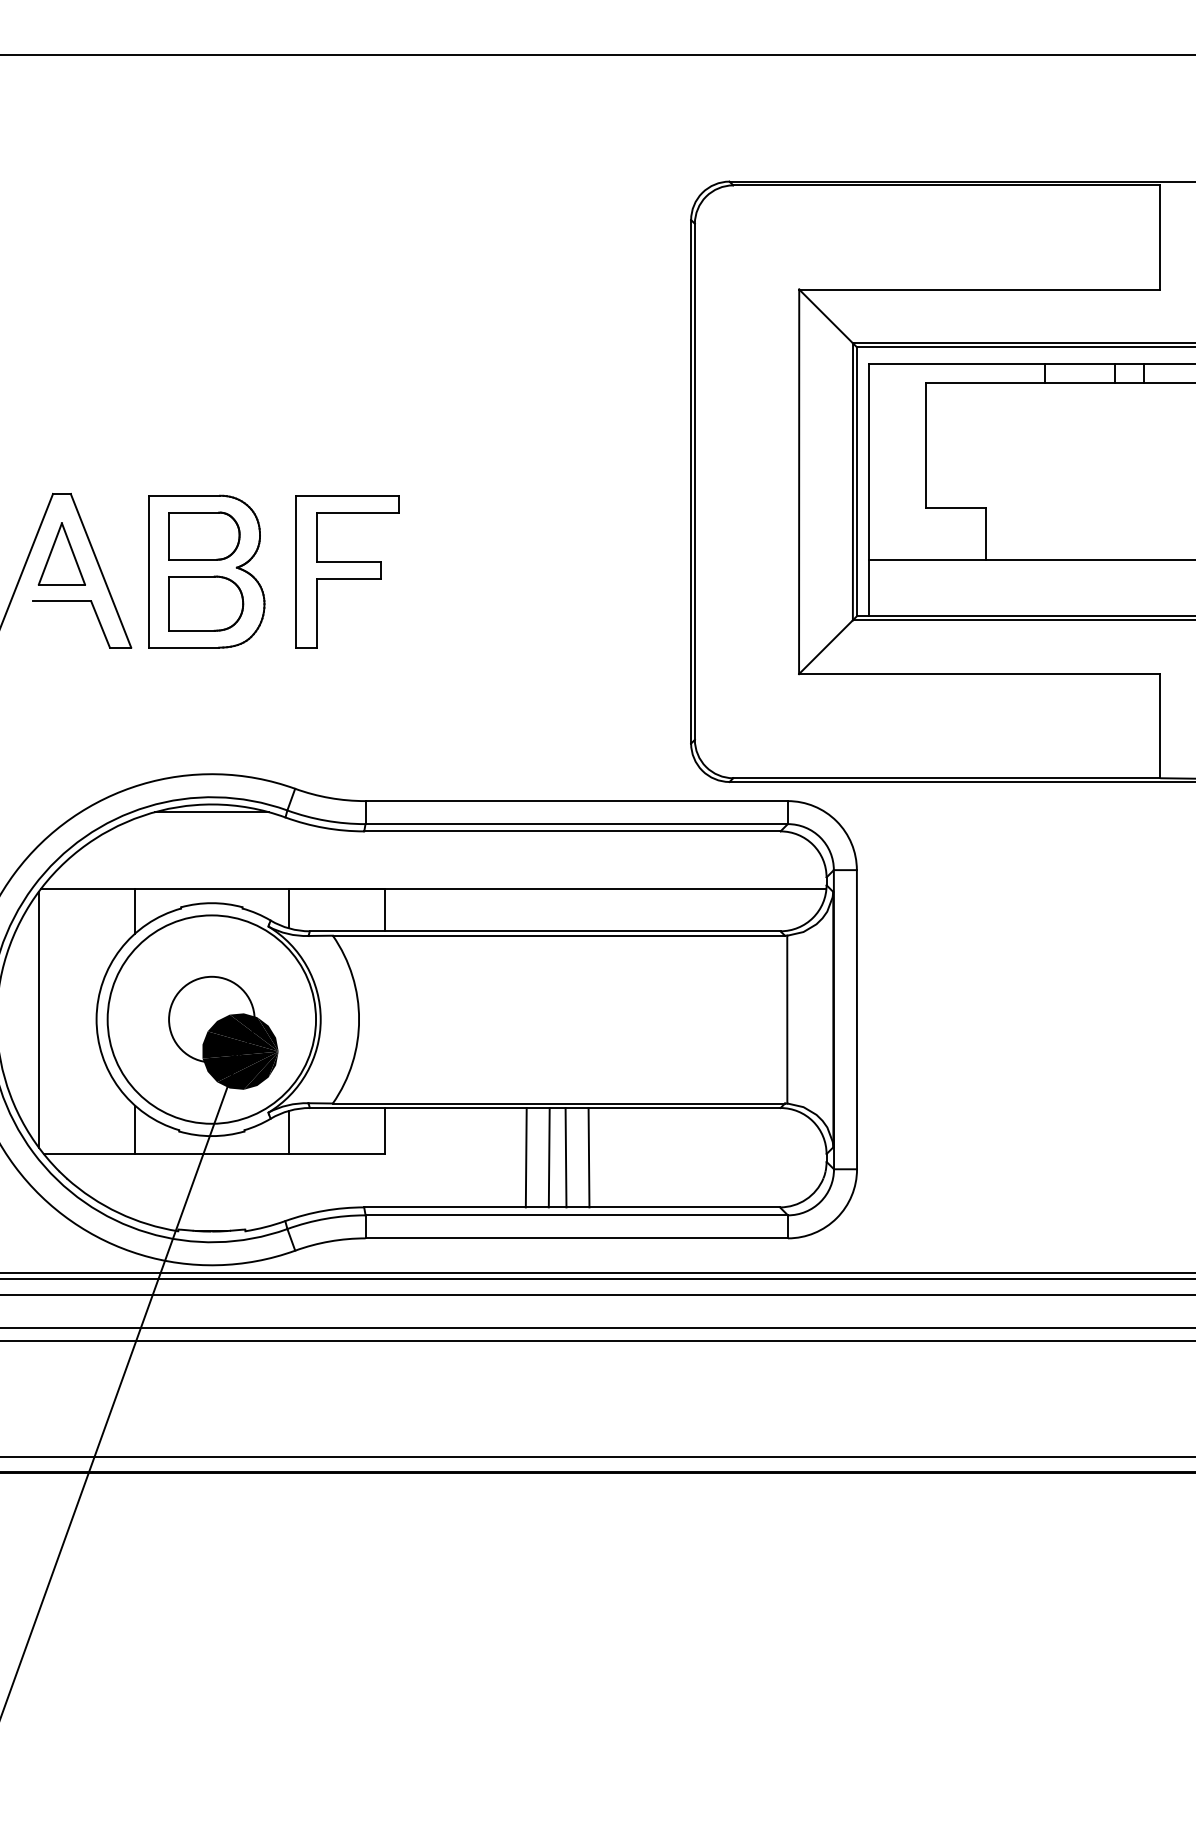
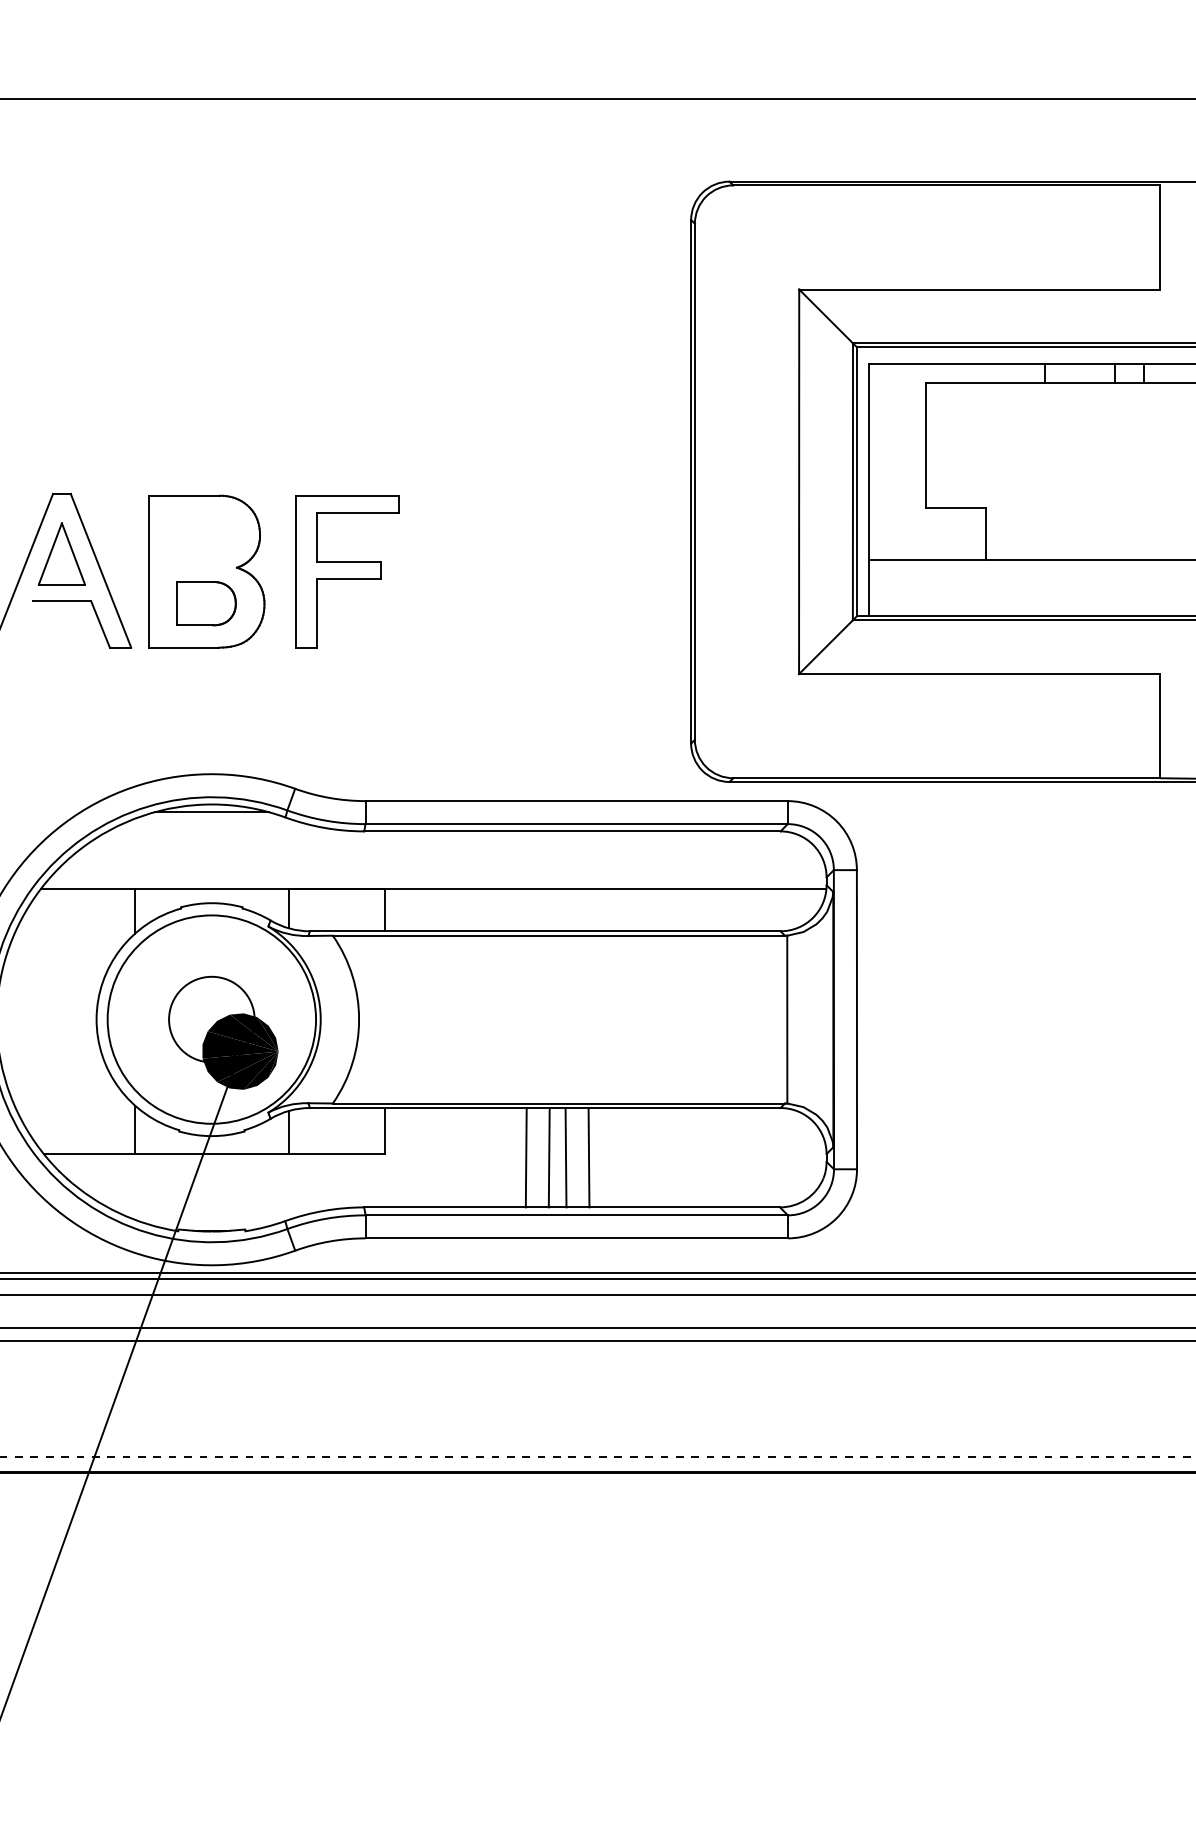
line position: (597, 55) -> (597, 99) (597, 99)
part: present -> none (204, 535)
part size: 77x57 px -> 61x46 px (206, 603)
line: present -> none (38, 1019)
line: solid -> dashed (597, 1456)
